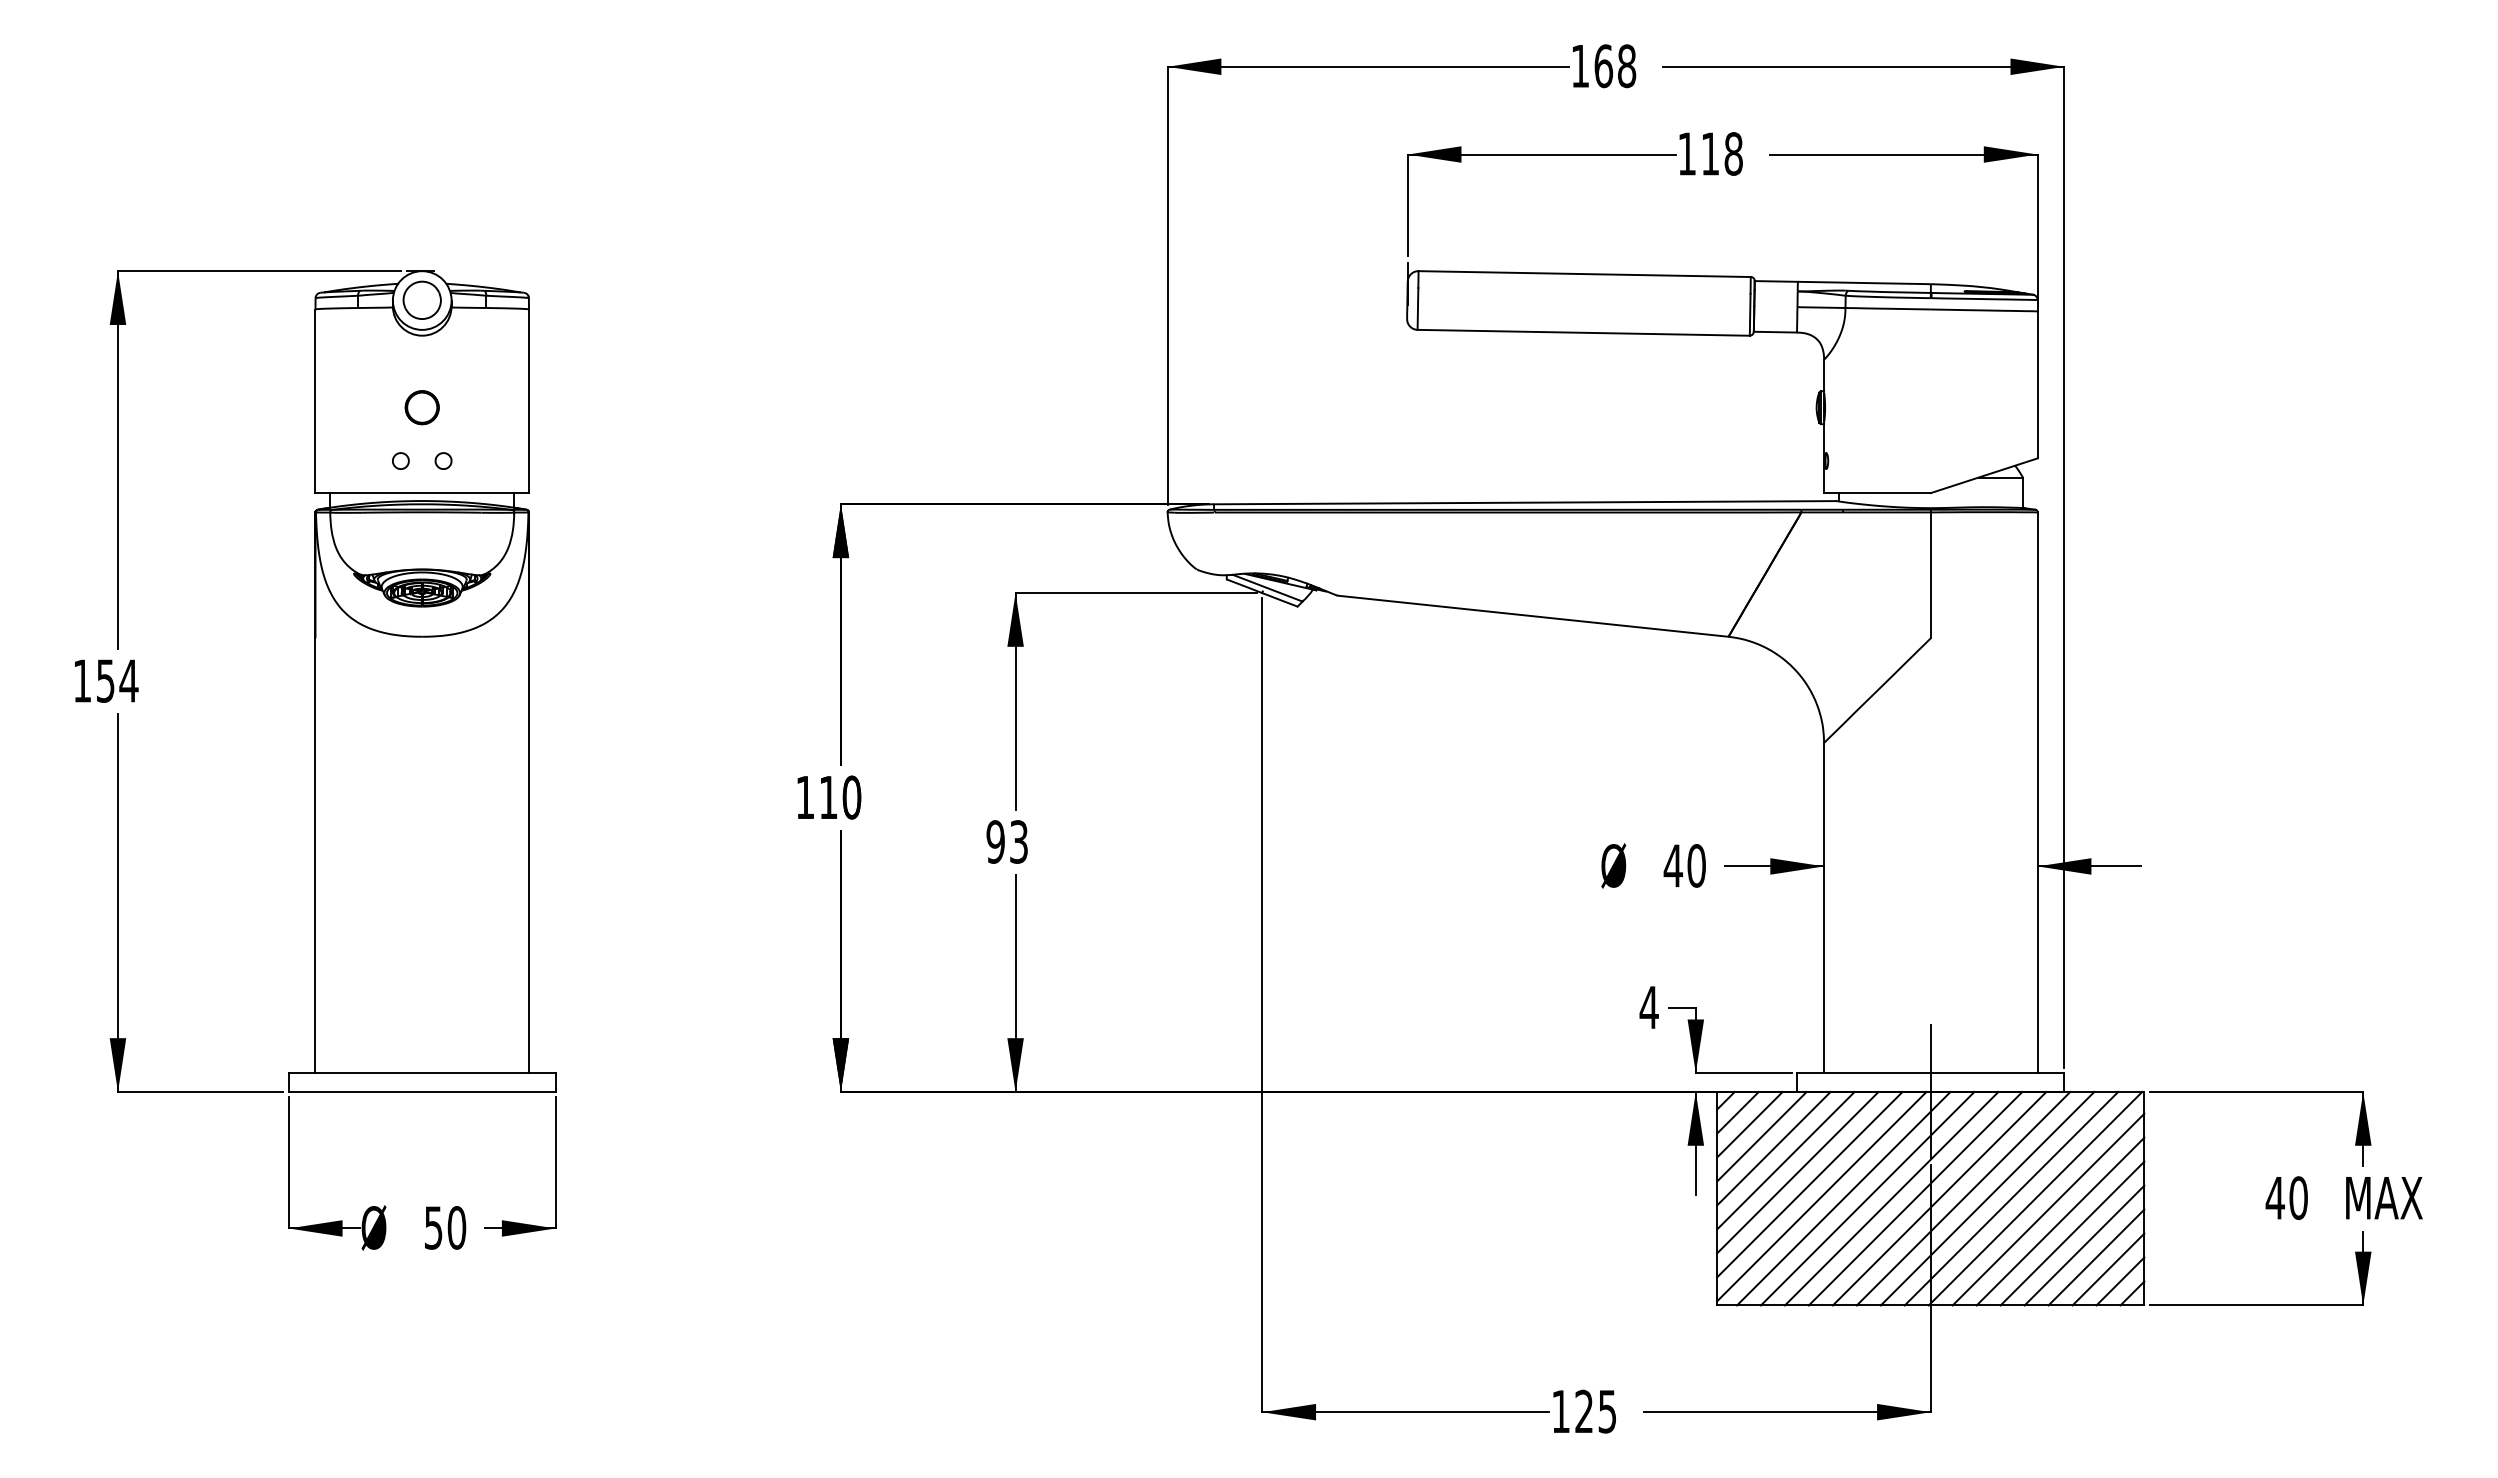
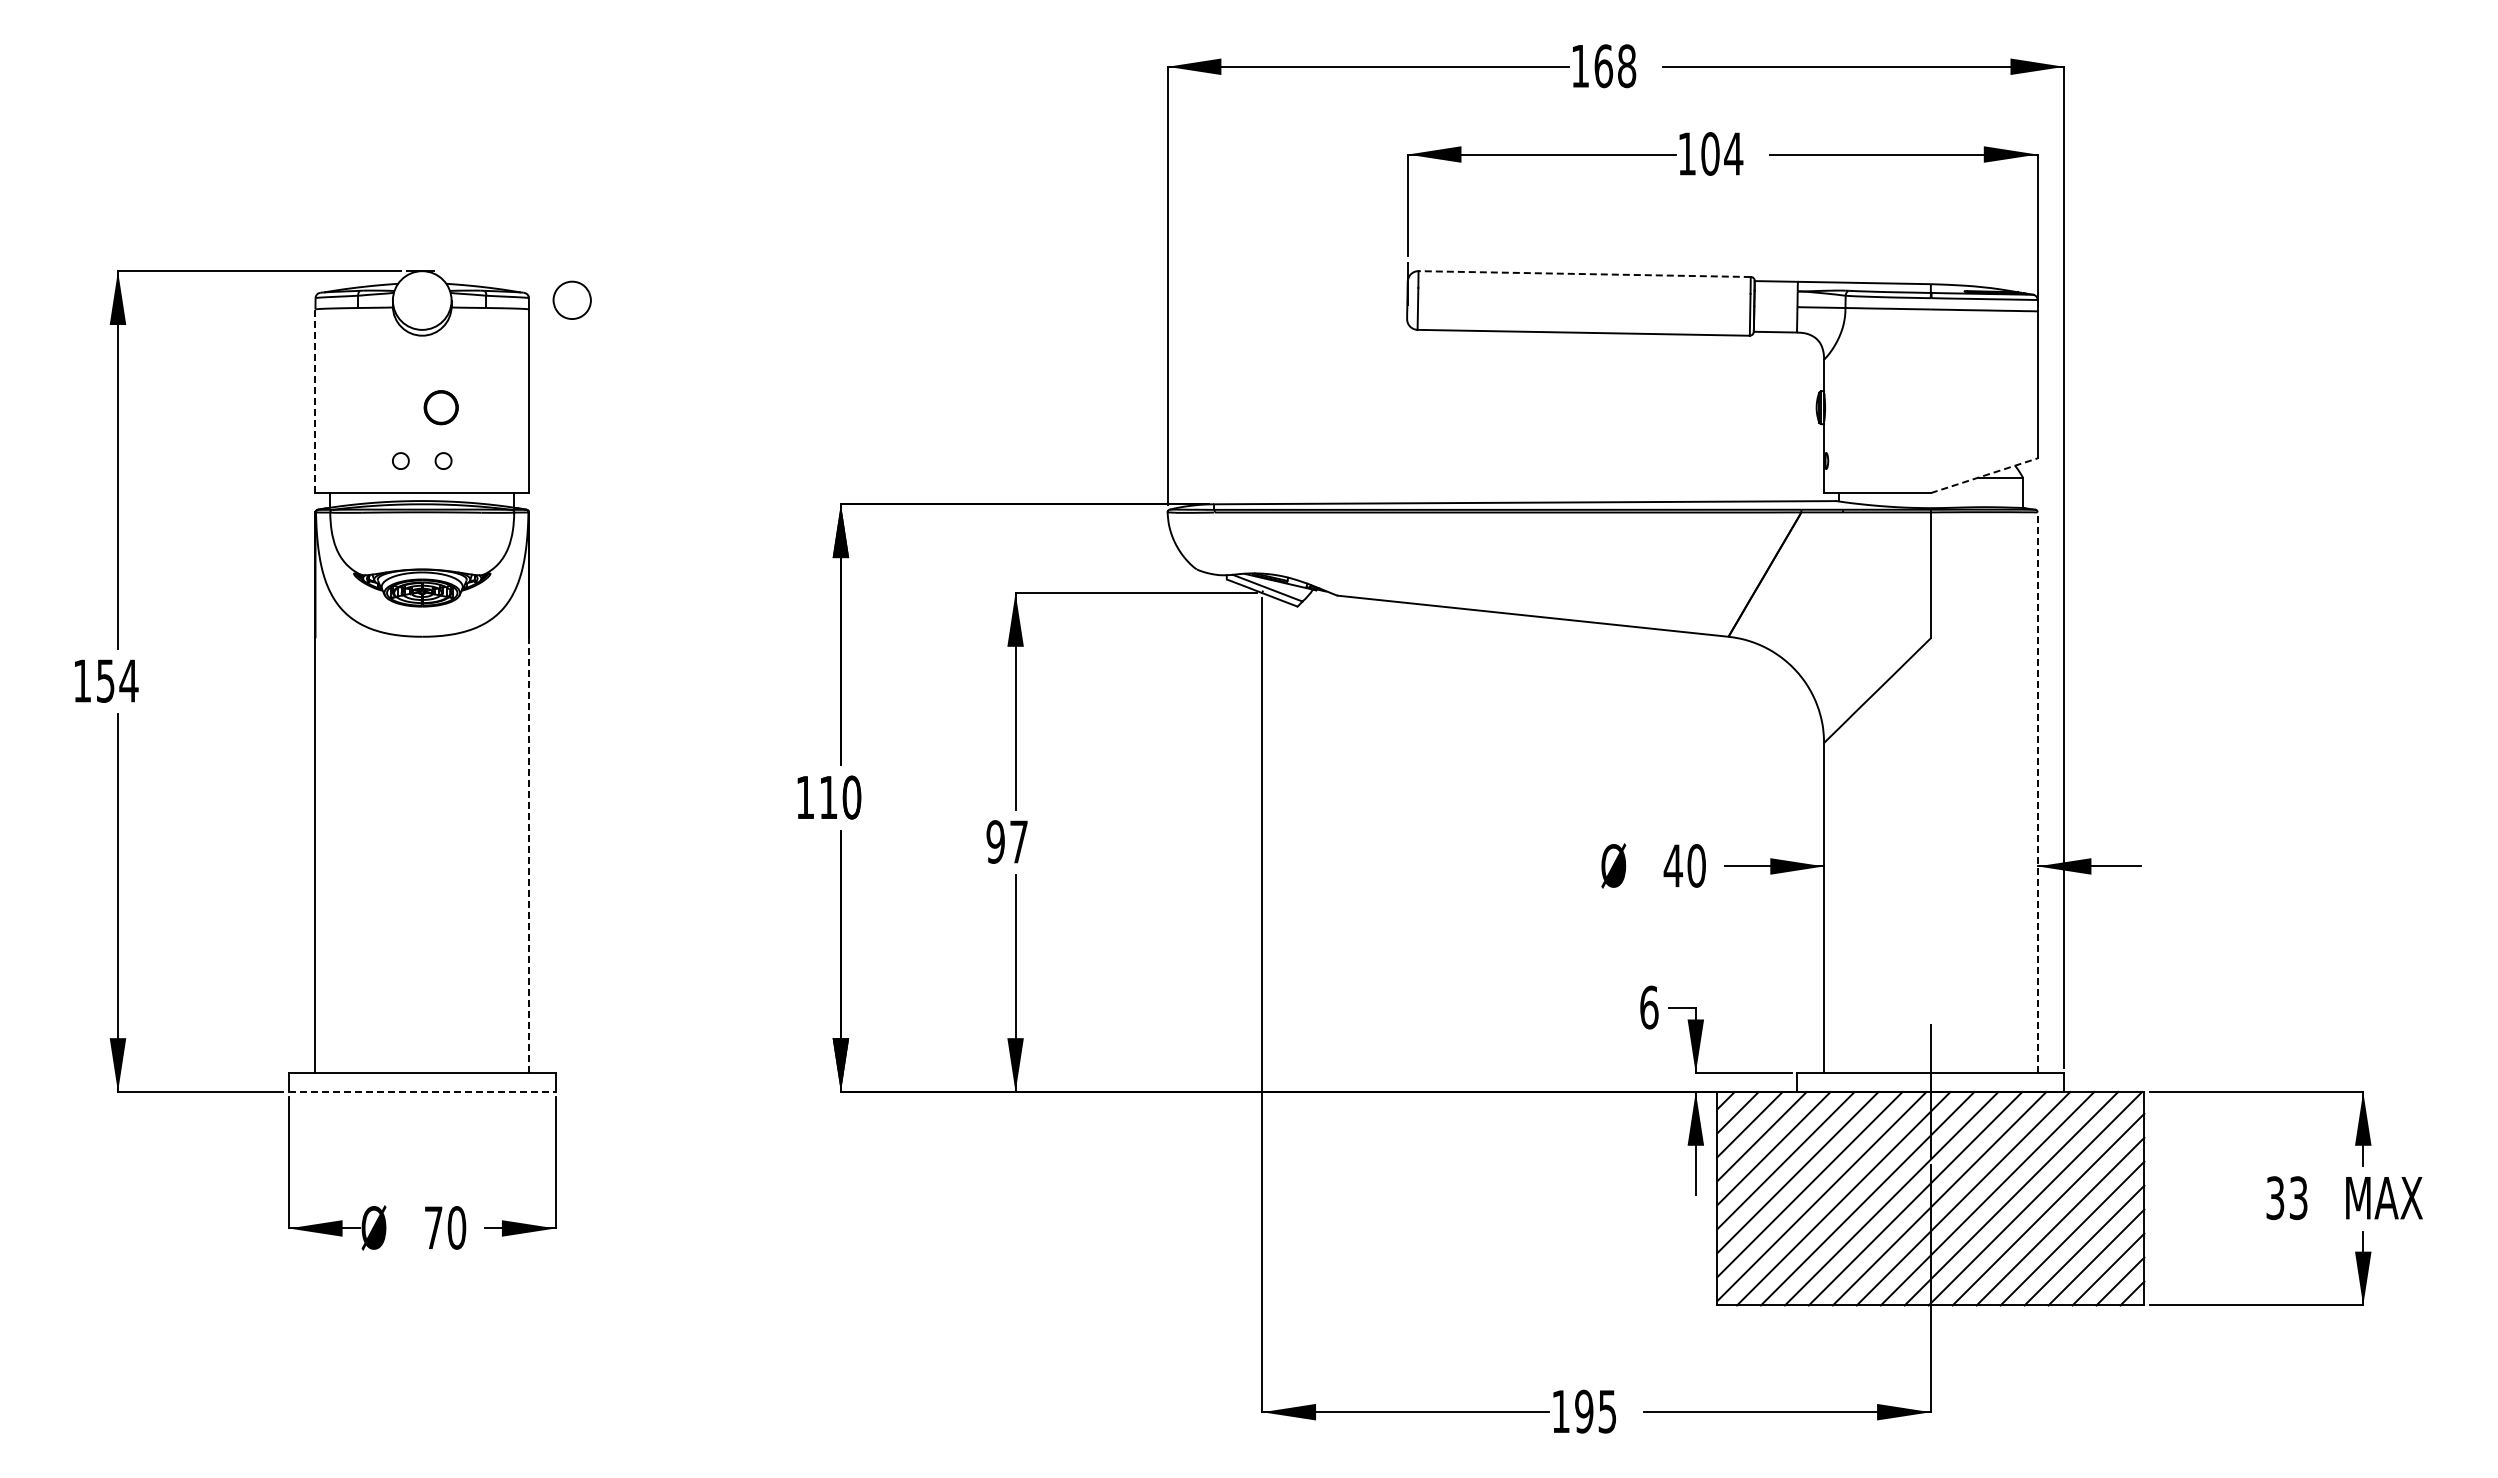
text: 118 -> 104 (1722, 153)
line: solid -> dashed (1584, 274)
part position: (421, 299) -> (571, 299) (571, 299)
line: solid -> dashed (315, 401)
part position: (421, 407) -> (440, 407) (440, 407)
line: solid -> dashed (1984, 475)
line: solid -> dashed (2037, 792)
text: 93 -> 97 (1018, 841)
line: solid -> dashed (529, 855)
text: 4 -> 6 (1648, 1007)
line: solid -> dashed (422, 1091)
text: 40 -> 33 (2286, 1198)
text: 50 -> 70 (433, 1227)
text: 125 -> 195 (1584, 1411)
